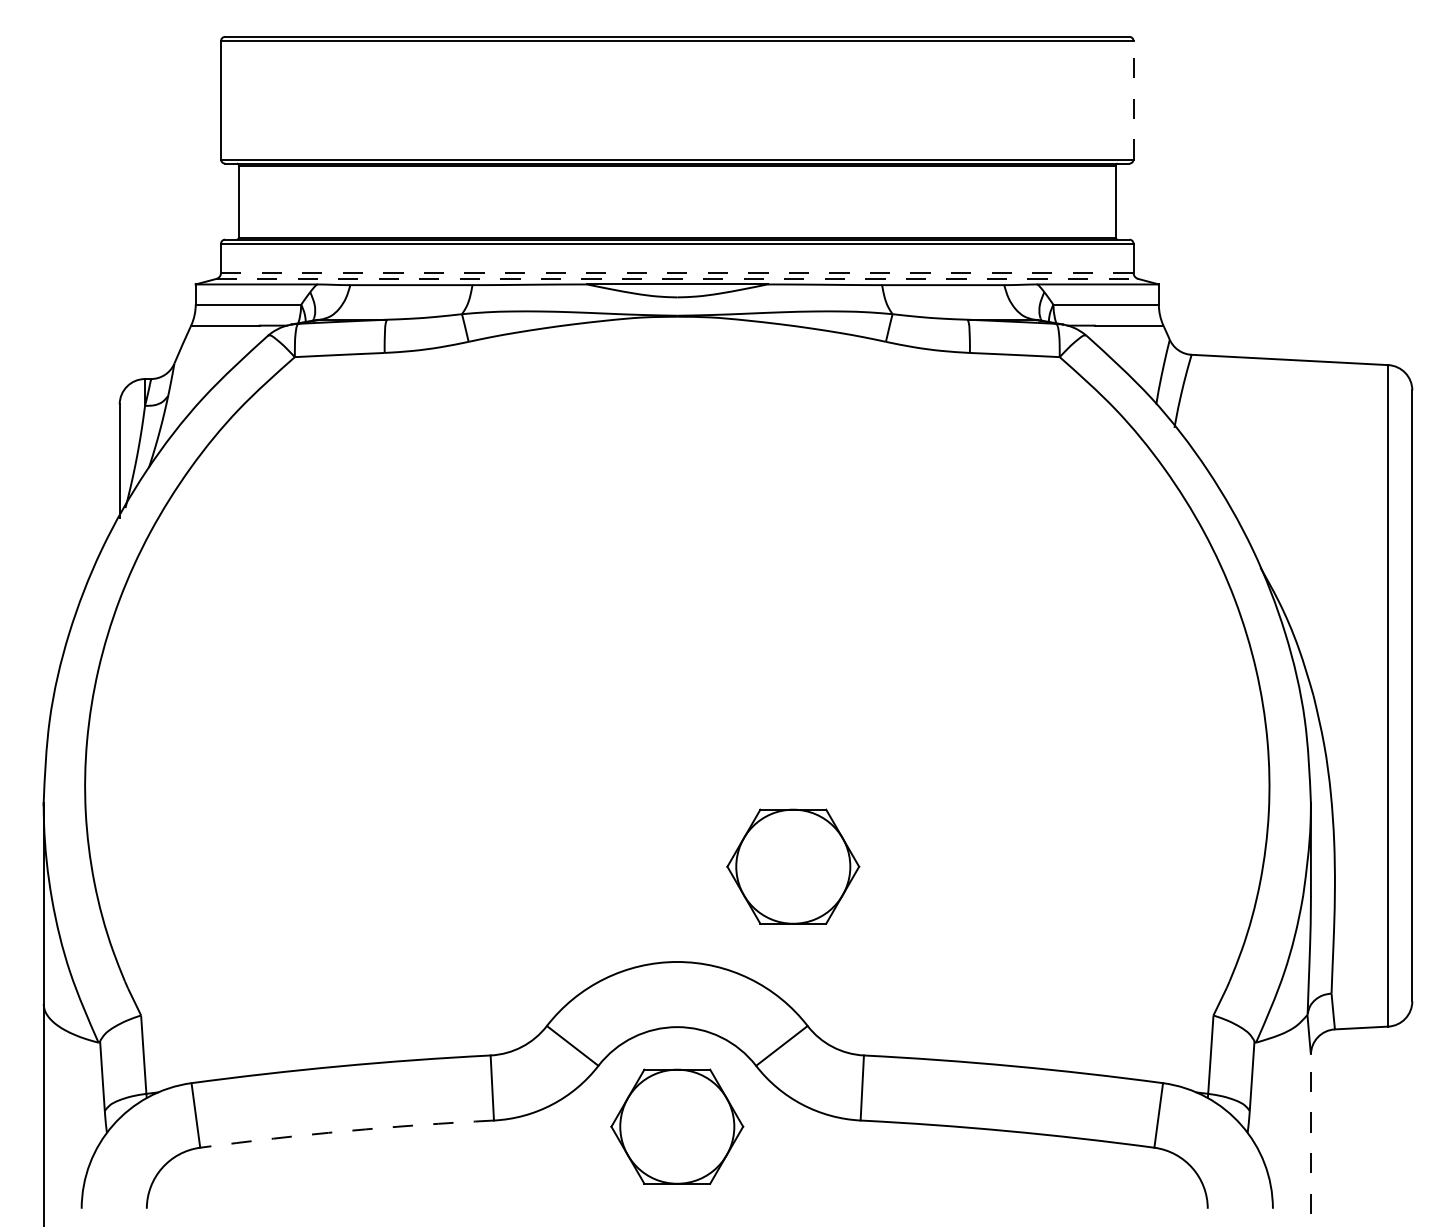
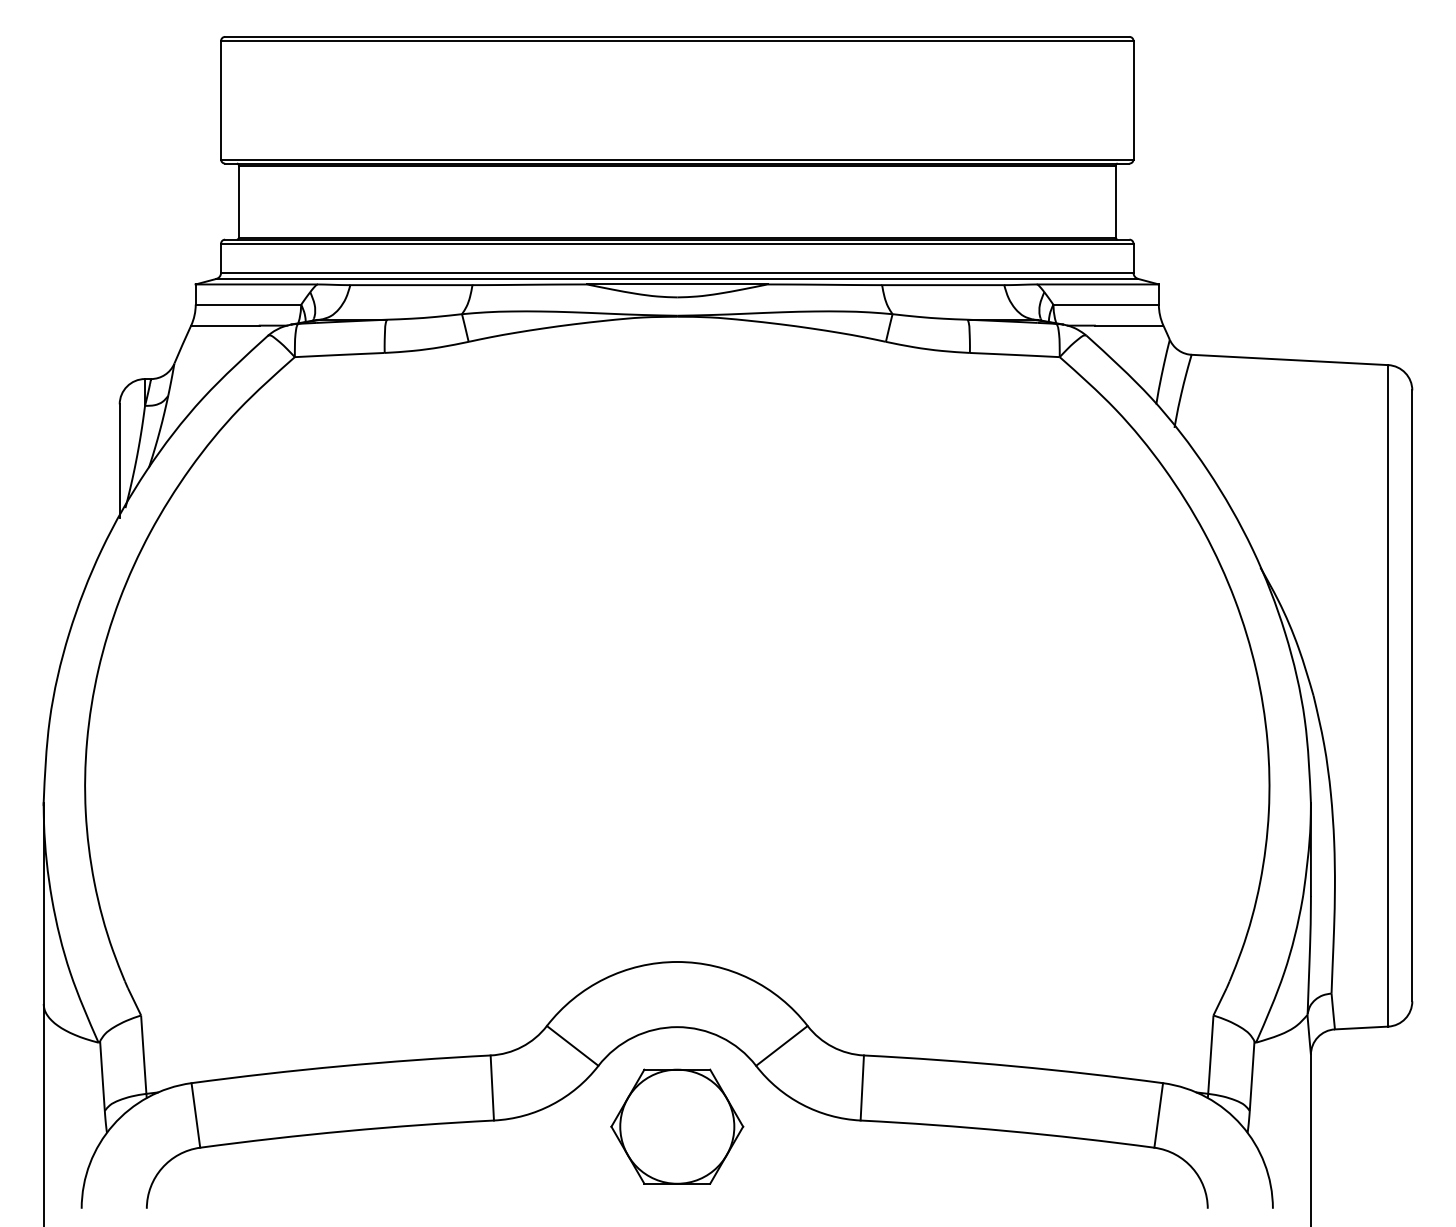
line: dashed -> solid (1133, 99)
line: dashed -> solid (677, 272)
line: dashed -> solid (677, 278)
part: present -> none (793, 866)
arc: dashed -> solid (346, 1131)
line: dashed -> solid (1310, 1140)
